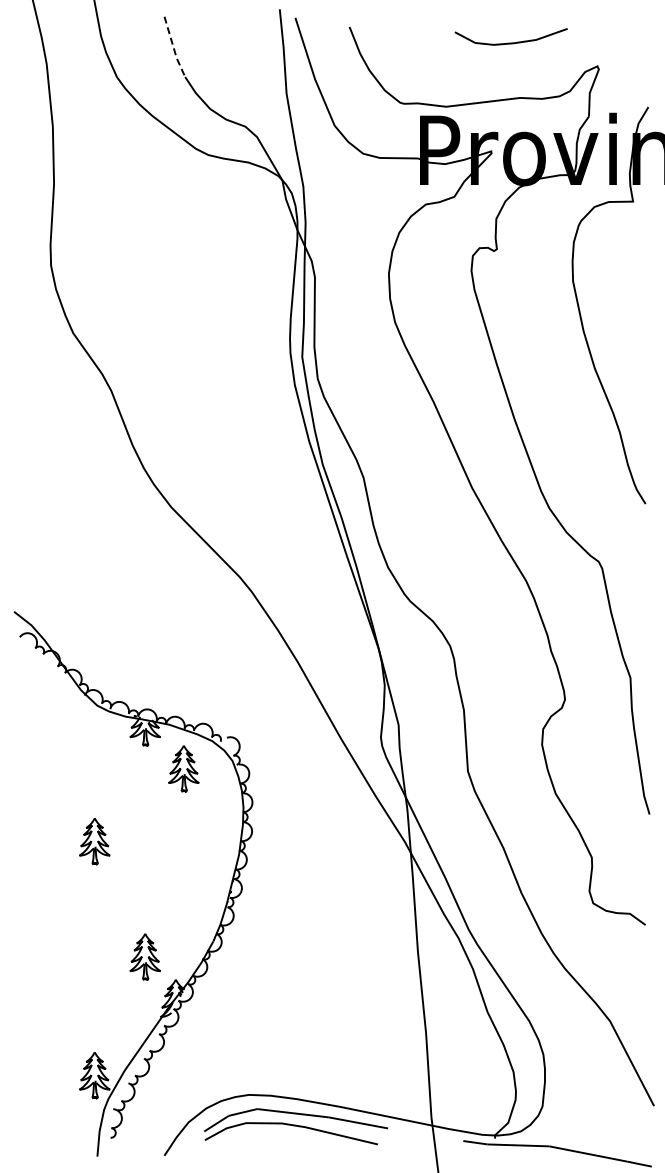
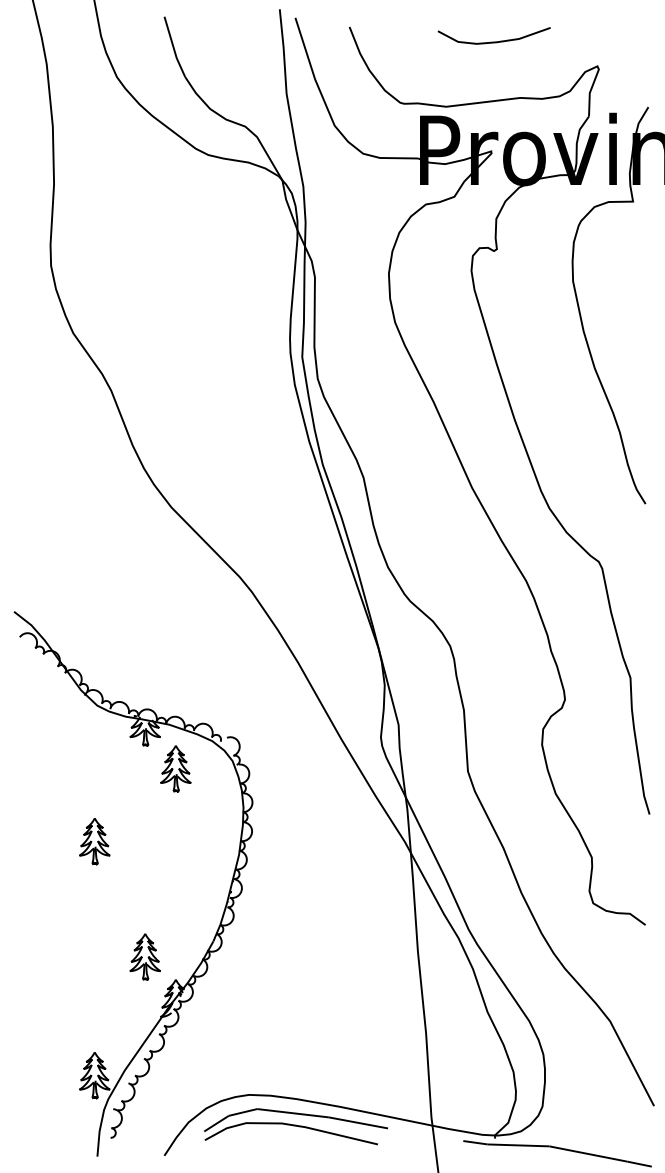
curve position: (510, 42) -> (493, 41) (493, 41)
line: dashed -> solid (173, 47)
part position: (183, 768) -> (175, 768) (175, 768)
